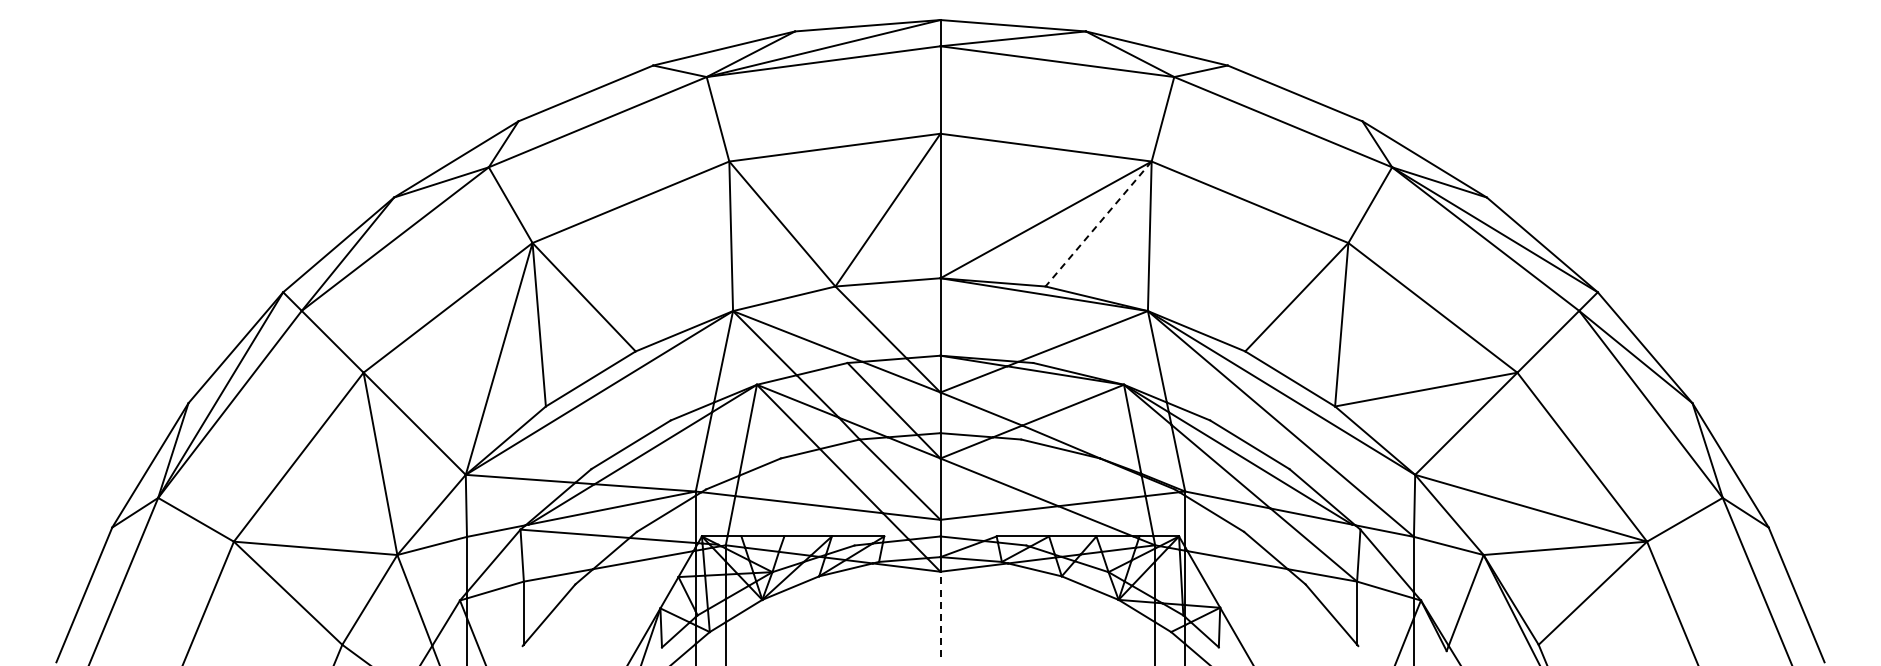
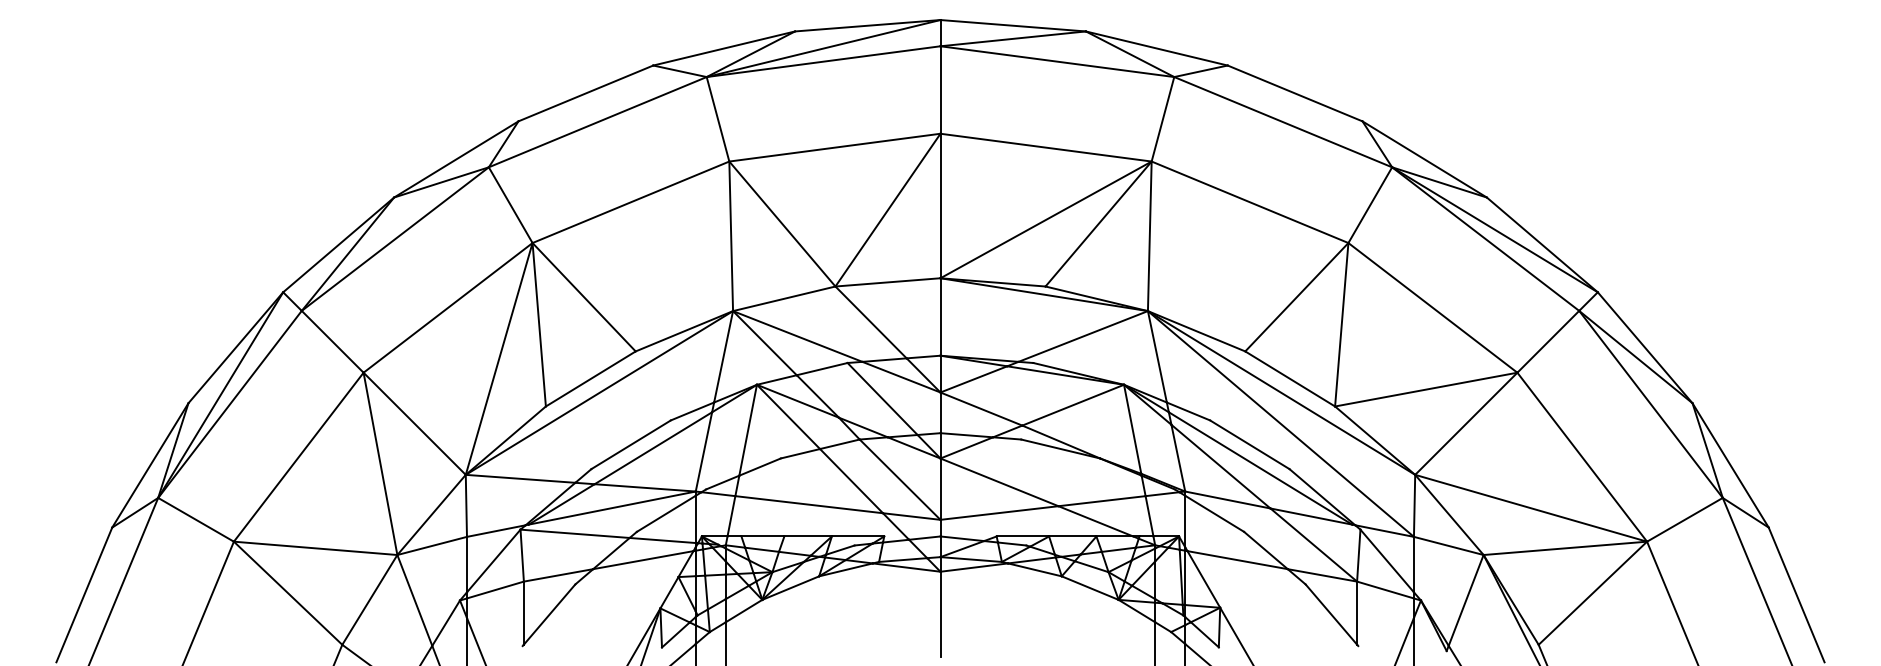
line: dashed -> solid (1098, 224)
line: dashed -> solid (940, 614)
